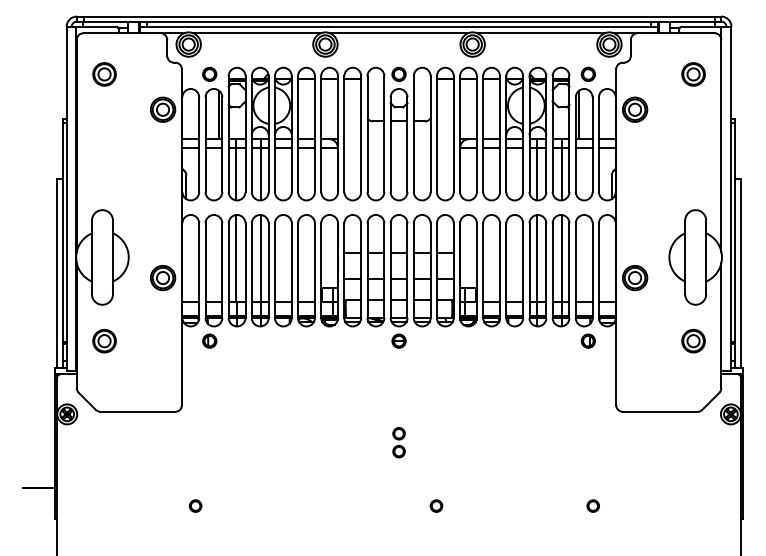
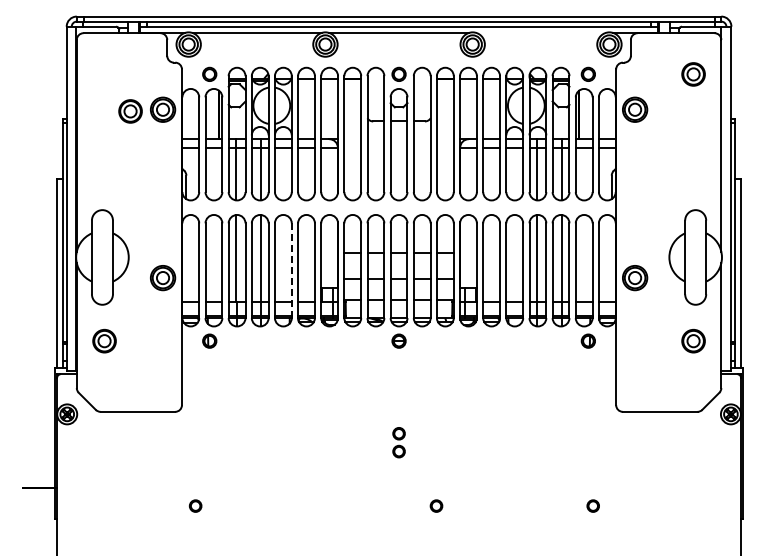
line: present -> none (540, 33)
part position: (104, 74) -> (130, 111) (130, 111)
line: solid -> dashed (291, 271)
